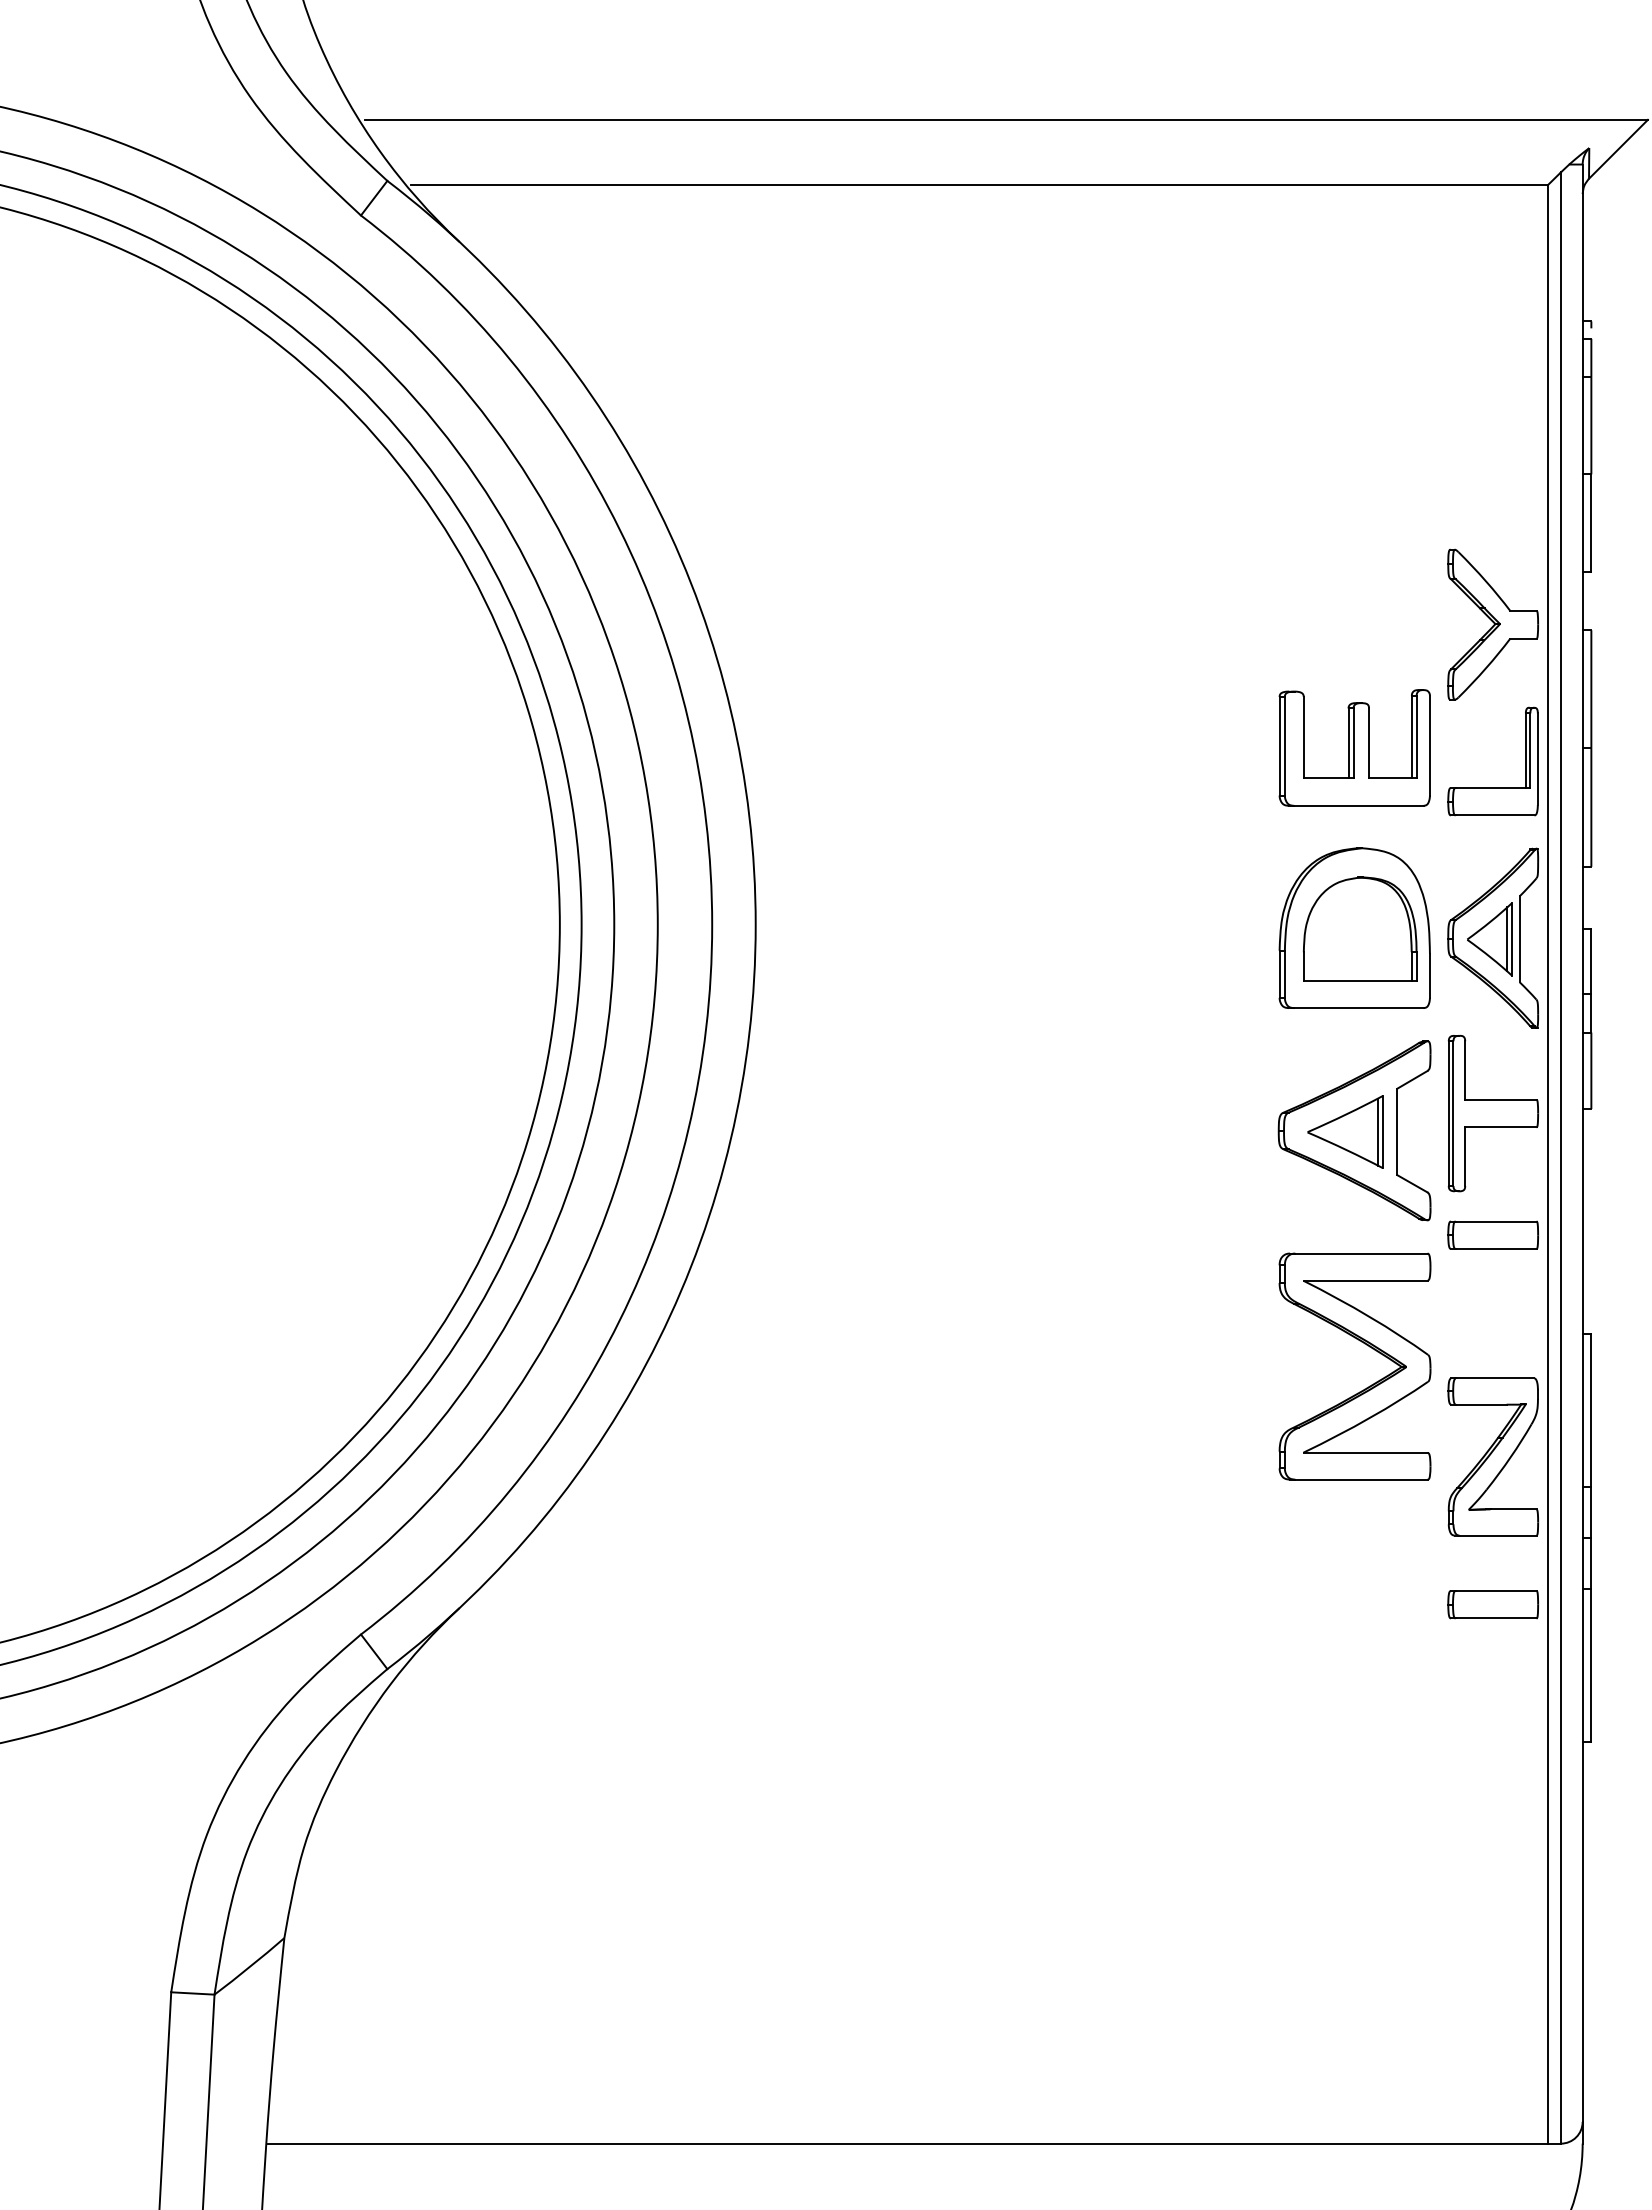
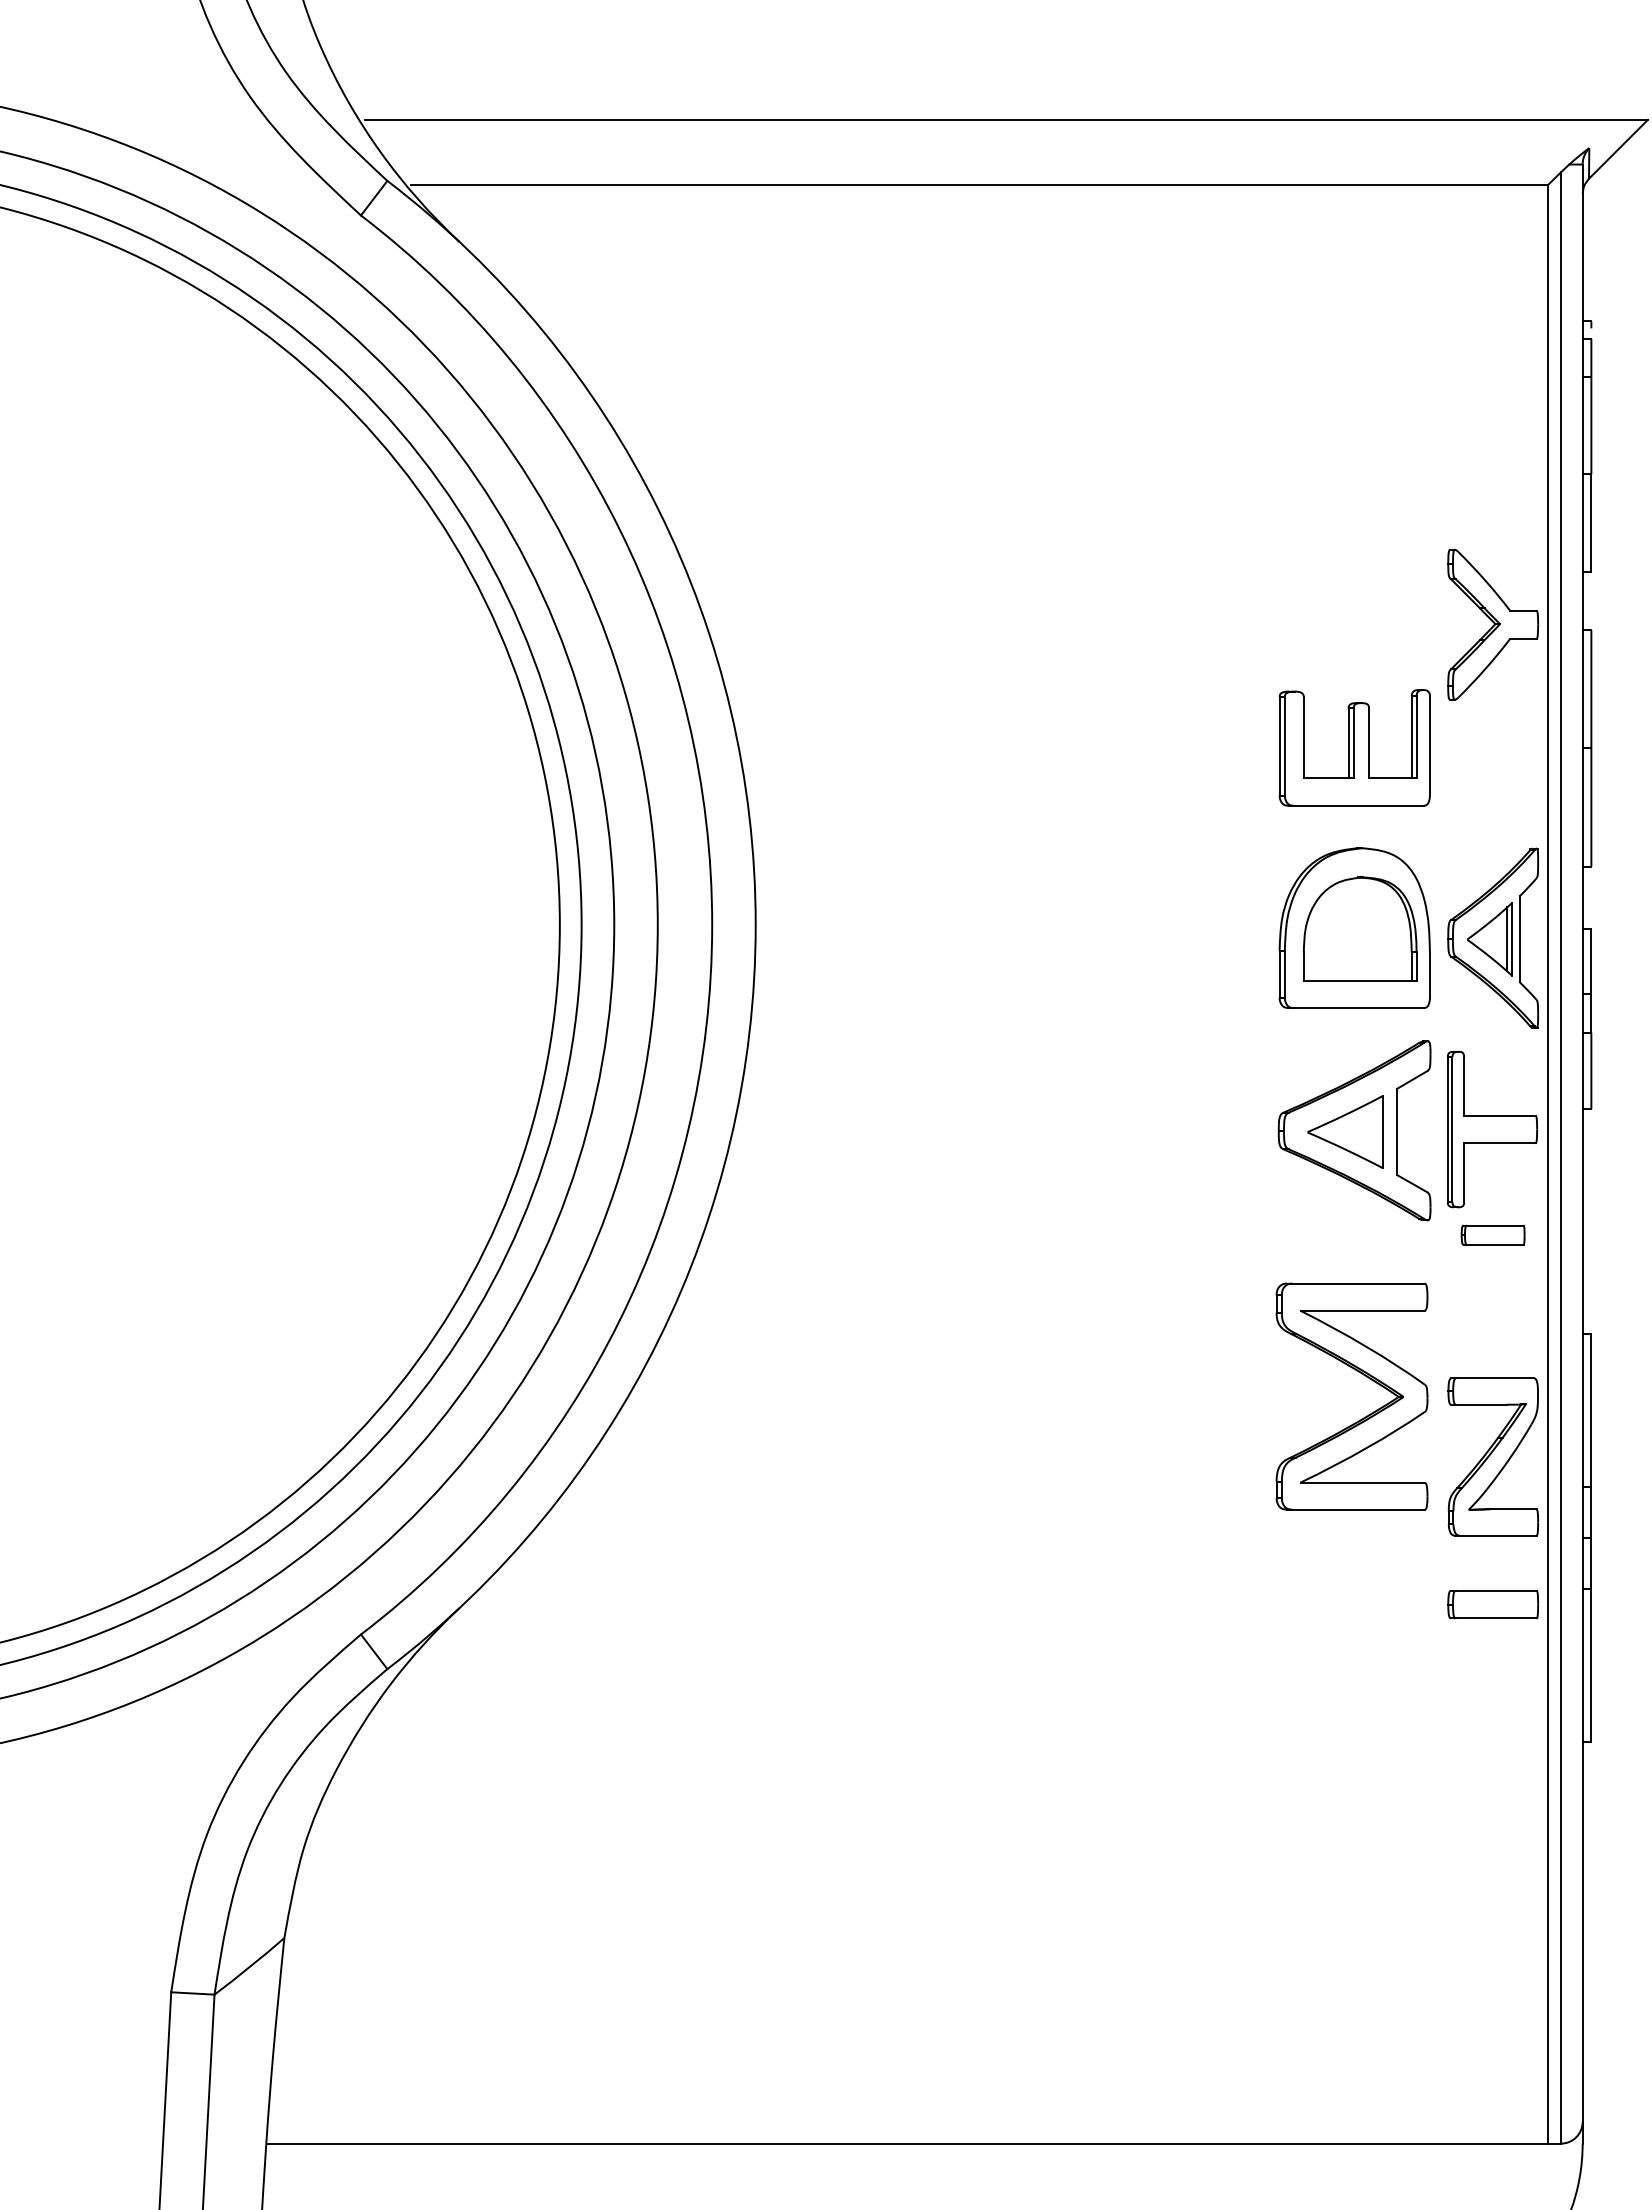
part: present -> none (1492, 787)
part position: (1492, 1113) -> (1491, 1129) (1491, 1129)
line: present -> none (1378, 1131)
part size: 92x30 px -> 66x22 px (1492, 1234)
part position: (1364, 1344) -> (1361, 1374) (1361, 1374)
